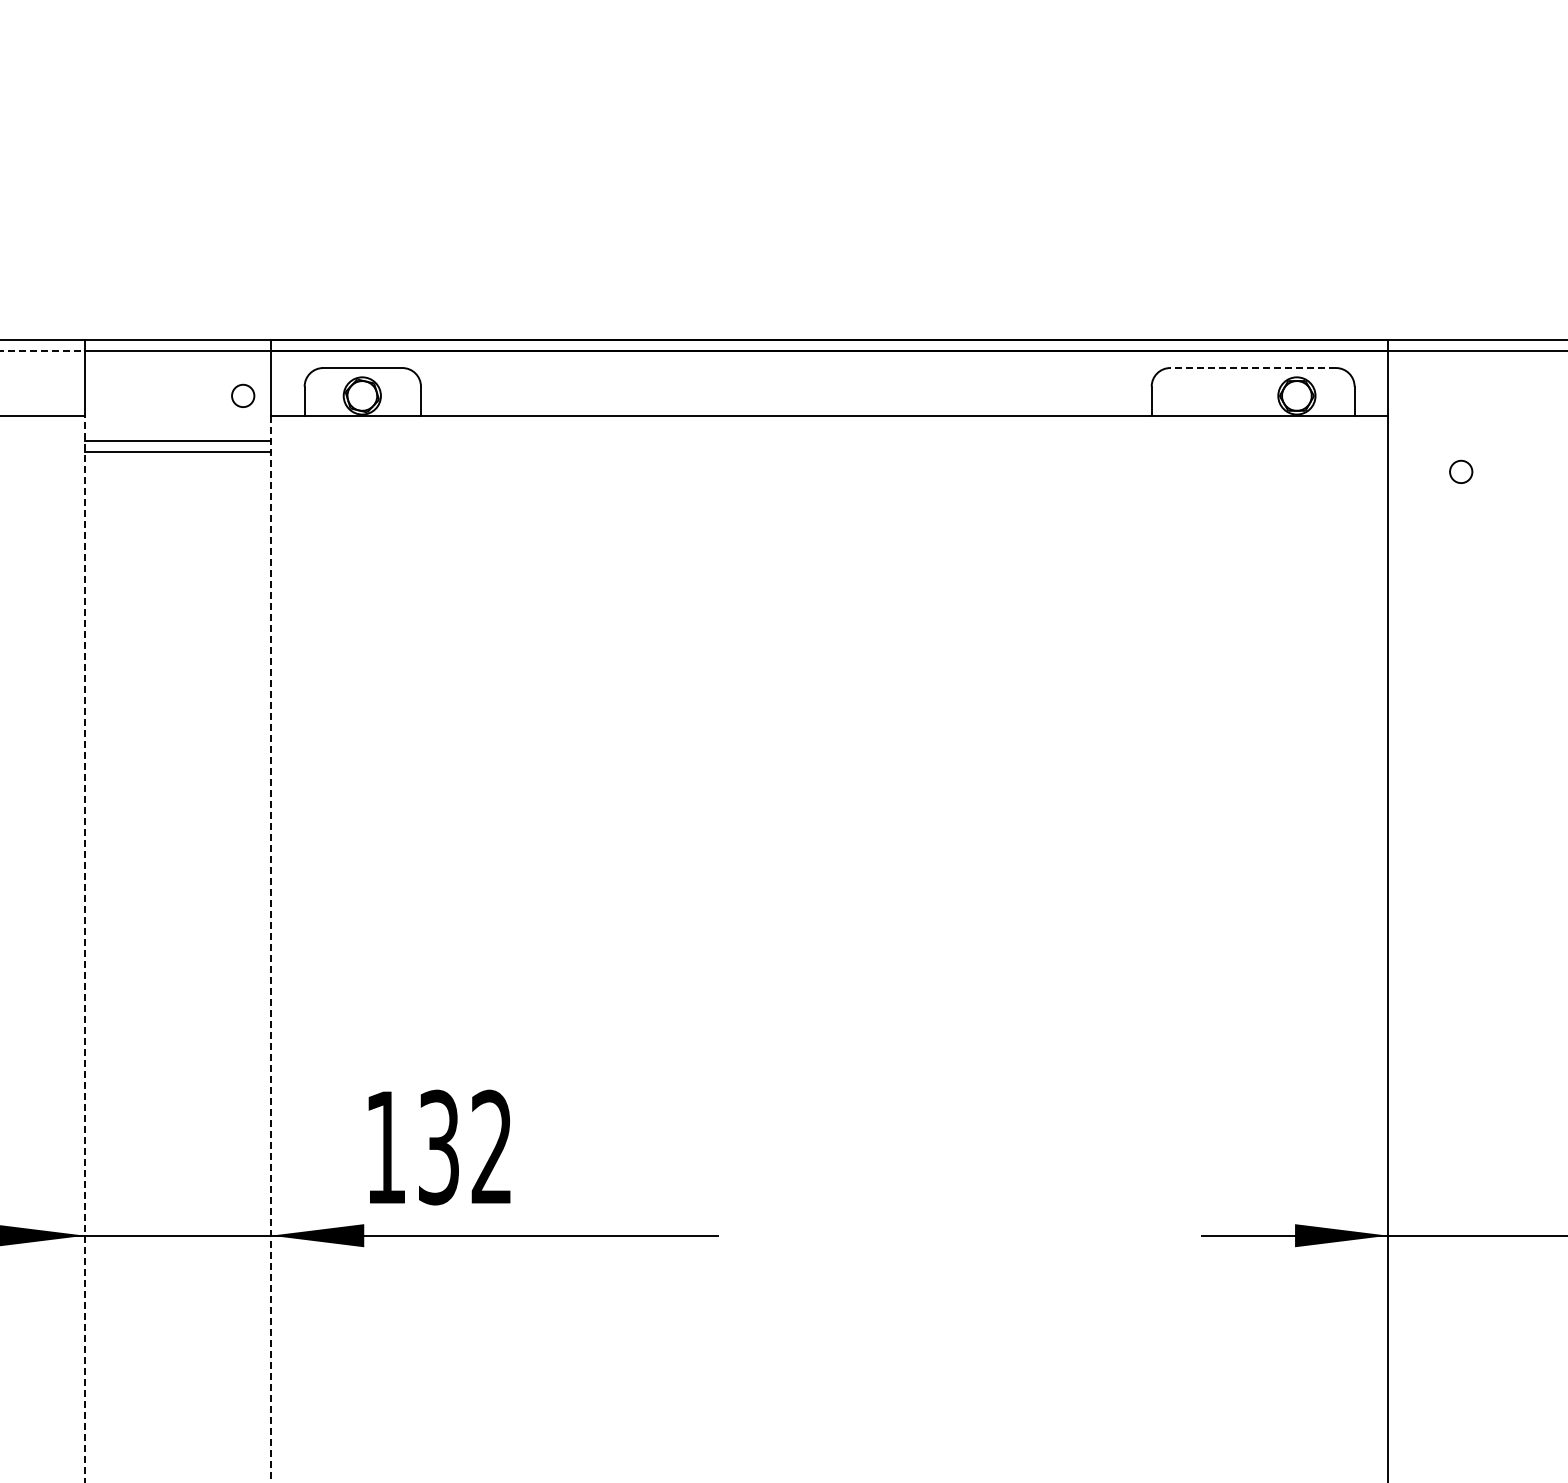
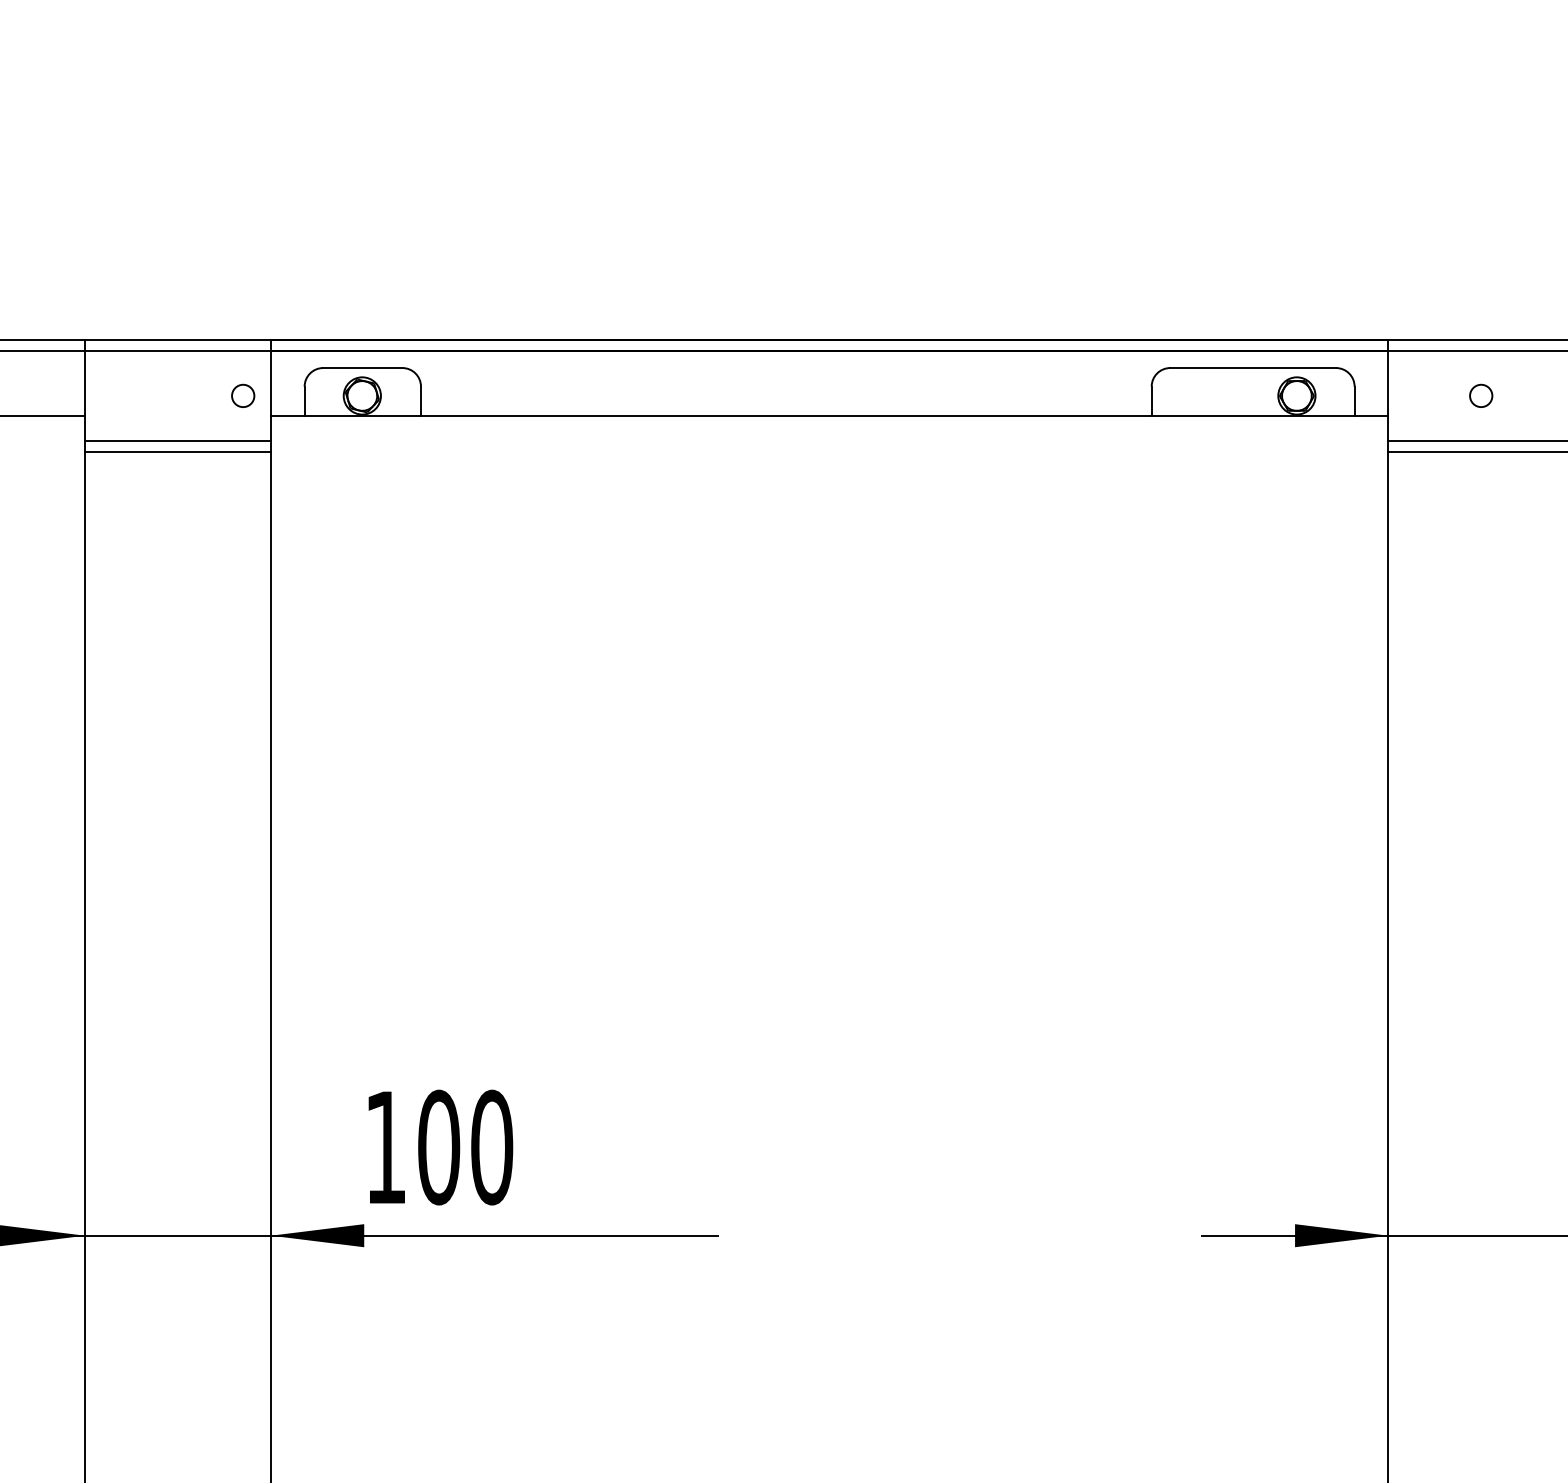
line: dashed -> solid (42, 351)
line: dashed -> solid (1253, 368)
line: none -> present (1476, 440)
line: none -> present (1476, 451)
circle position: (1461, 471) -> (1481, 395) (1481, 395)
line: dashed -> solid (84, 949)
line: dashed -> solid (271, 949)
text: 132 -> 100 (465, 1147)
